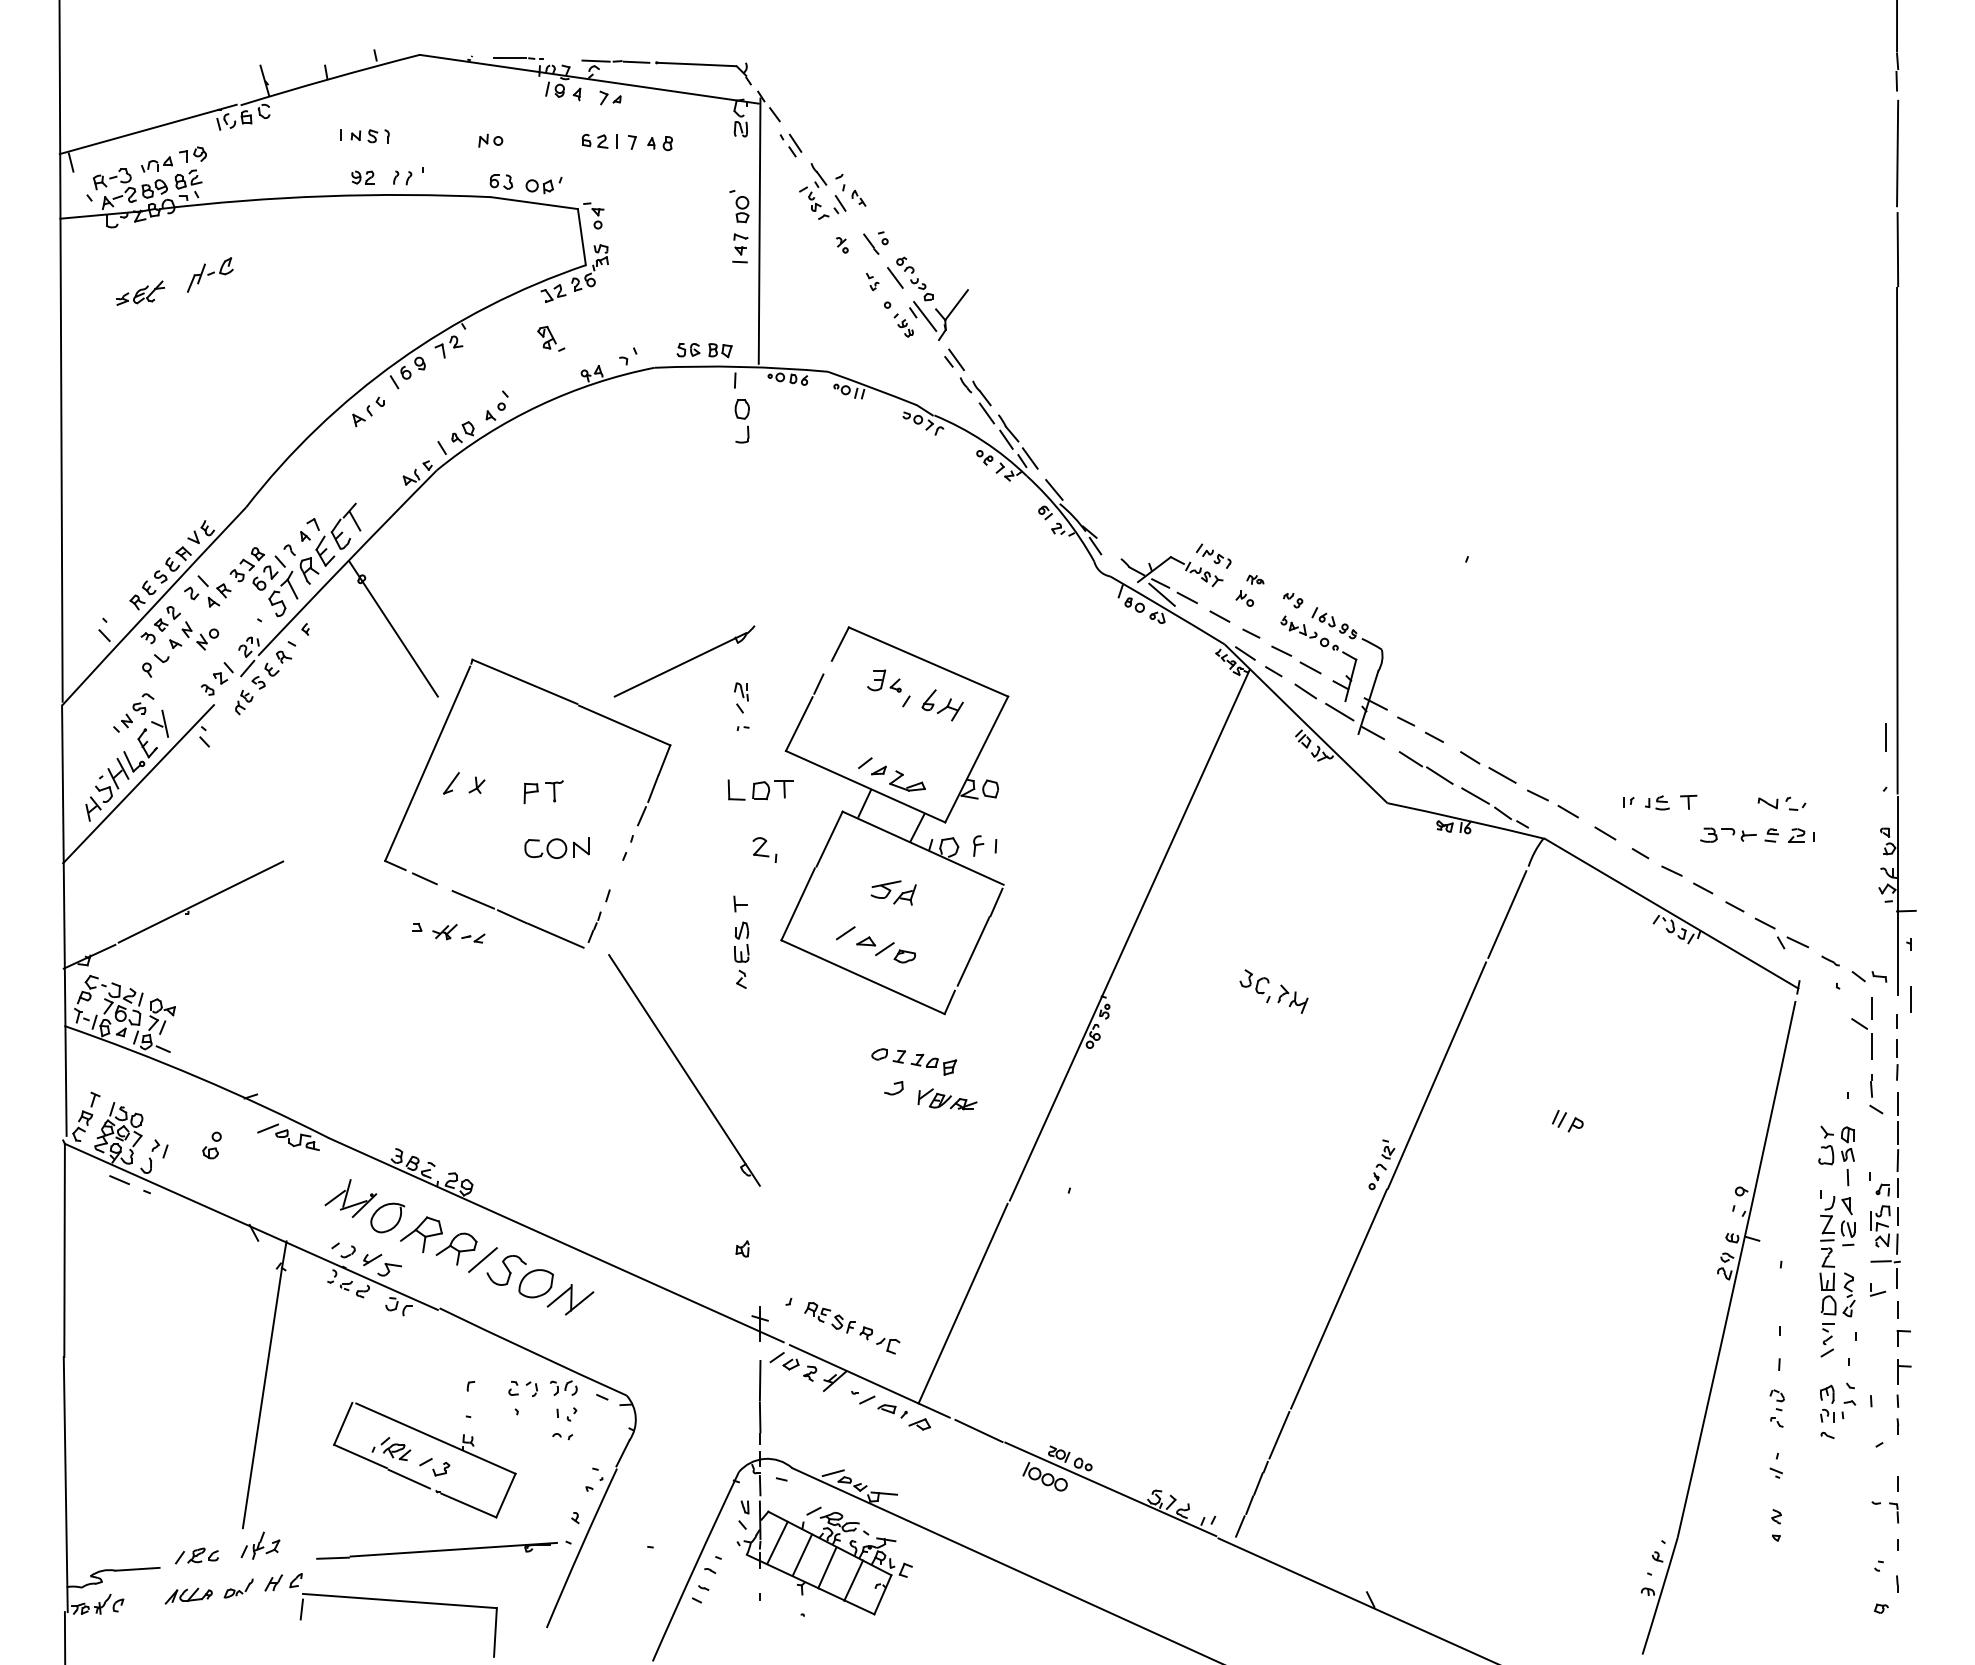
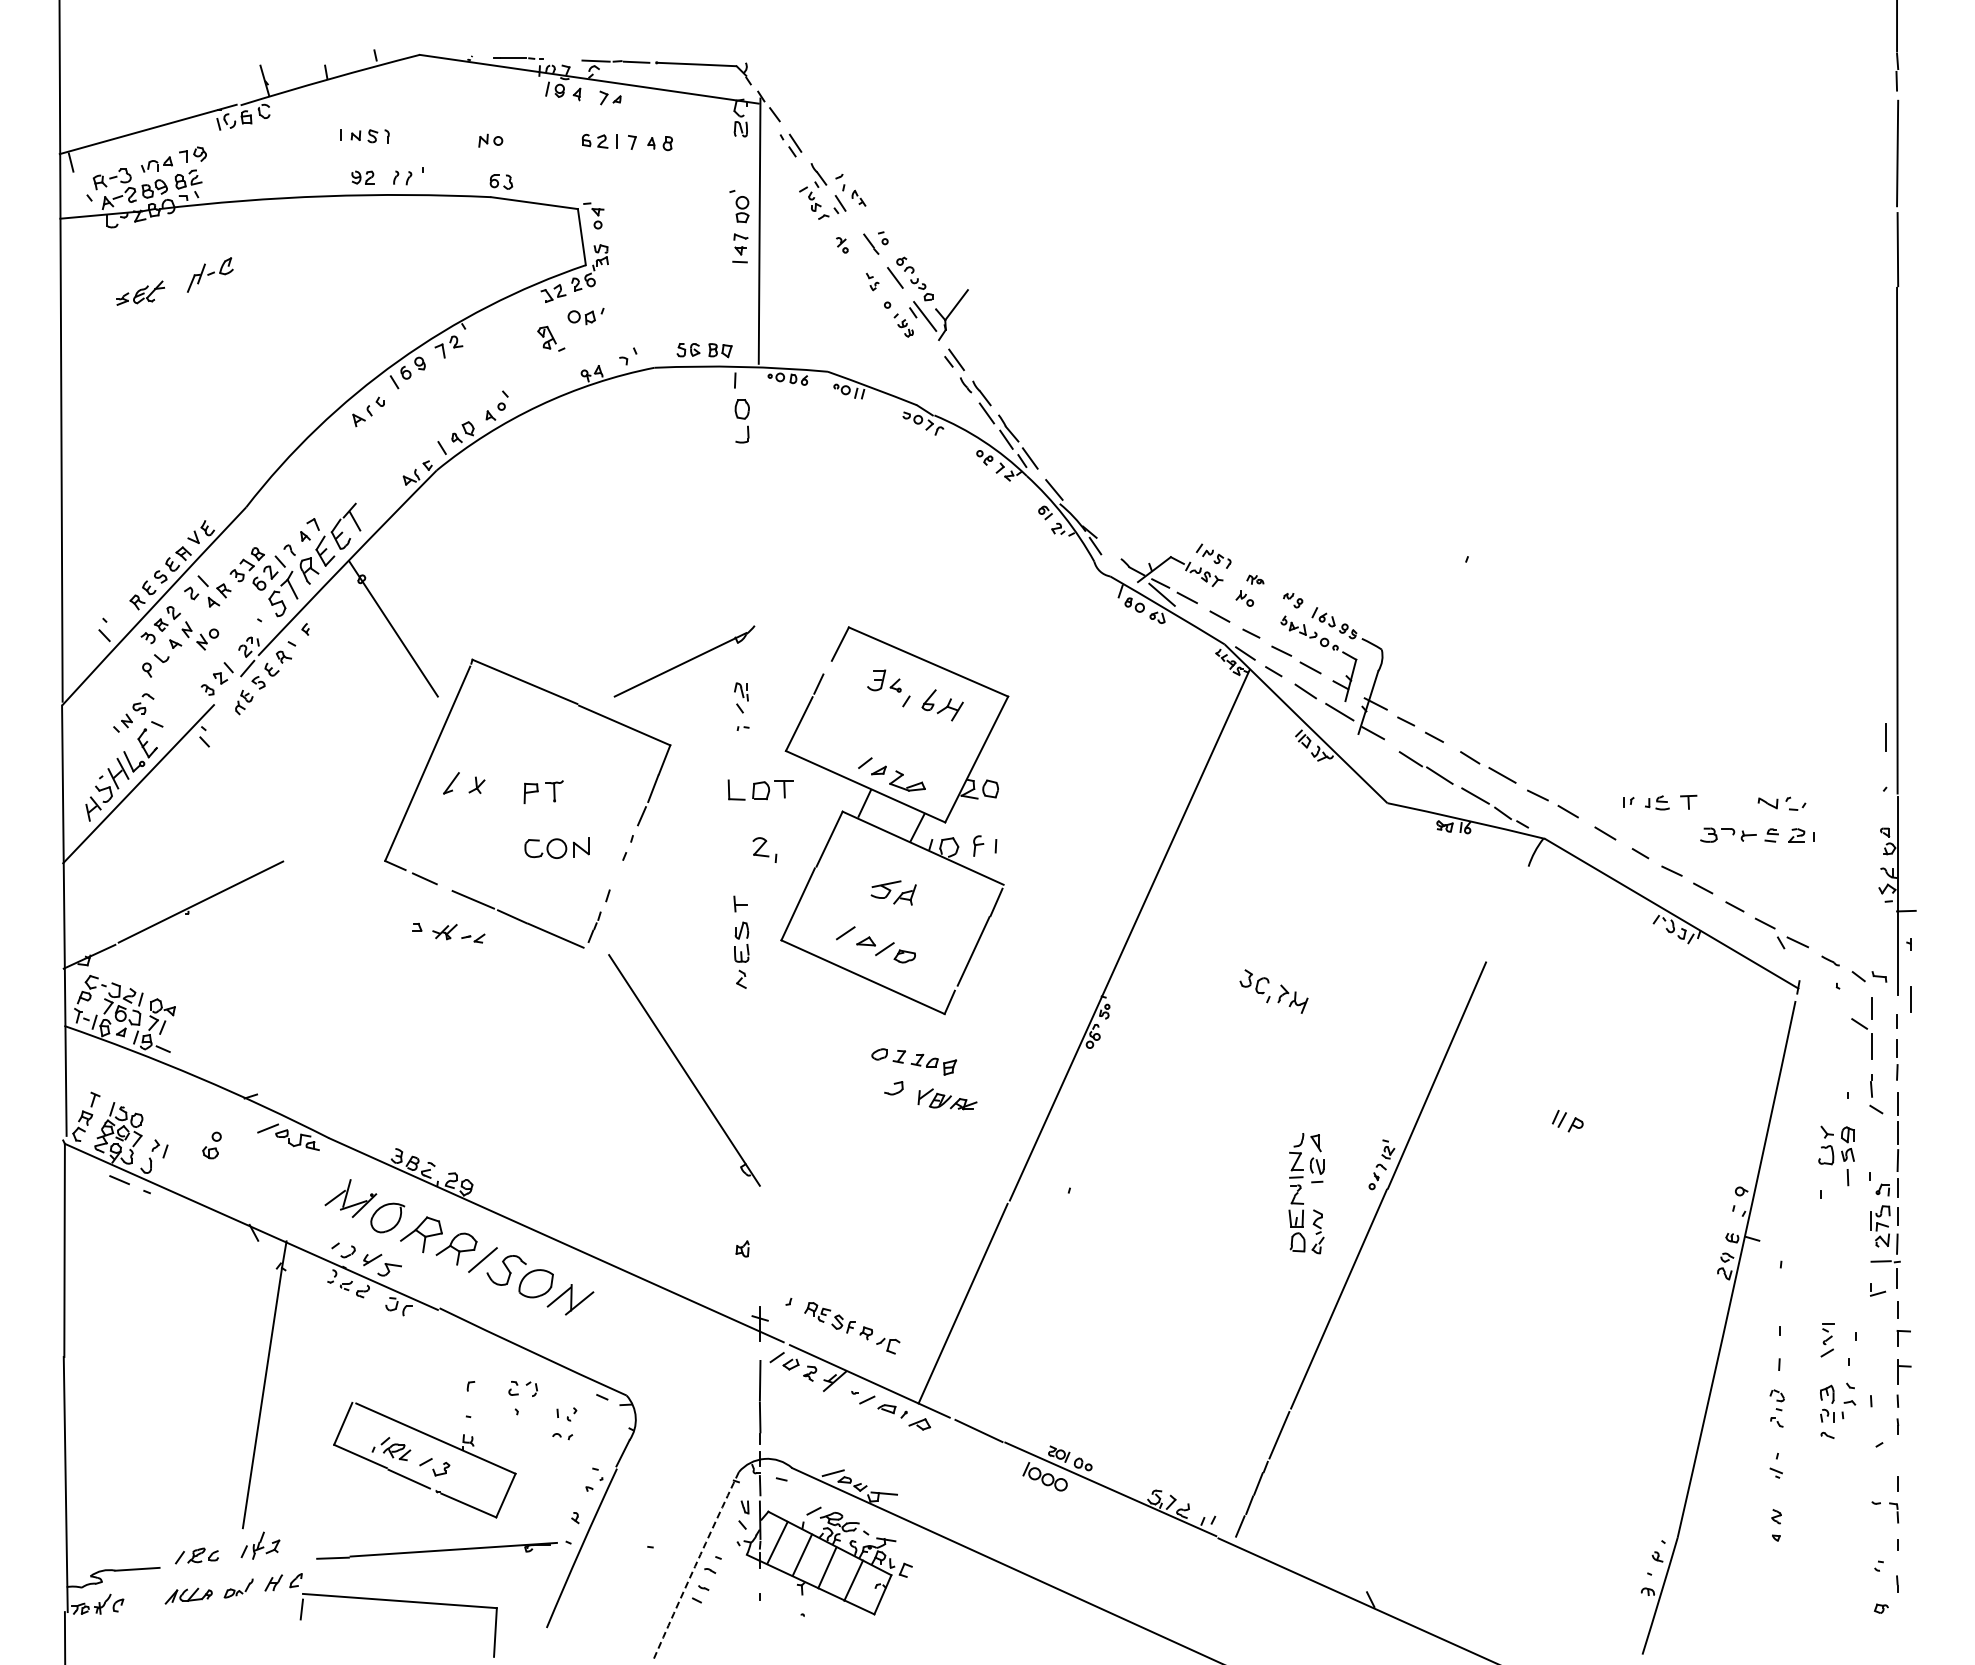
part position: (543, 185) -> (585, 316) (585, 316)
line: present -> none (165, 723)
line: present -> none (1507, 914)
part position: (1832, 1251) -> (1301, 1188) (1301, 1188)
part: present -> none (563, 1387)
arc: solid -> dashed (695, 1566)
